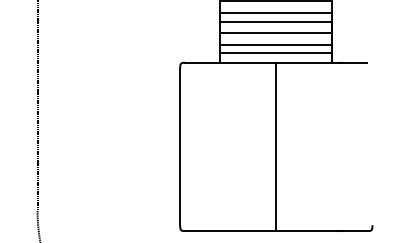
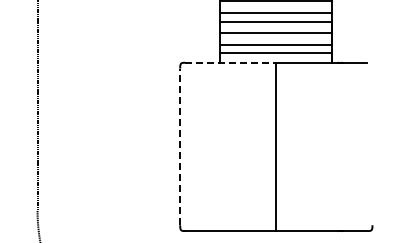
line: solid -> dashed (230, 62)
line: solid -> dashed (180, 146)
